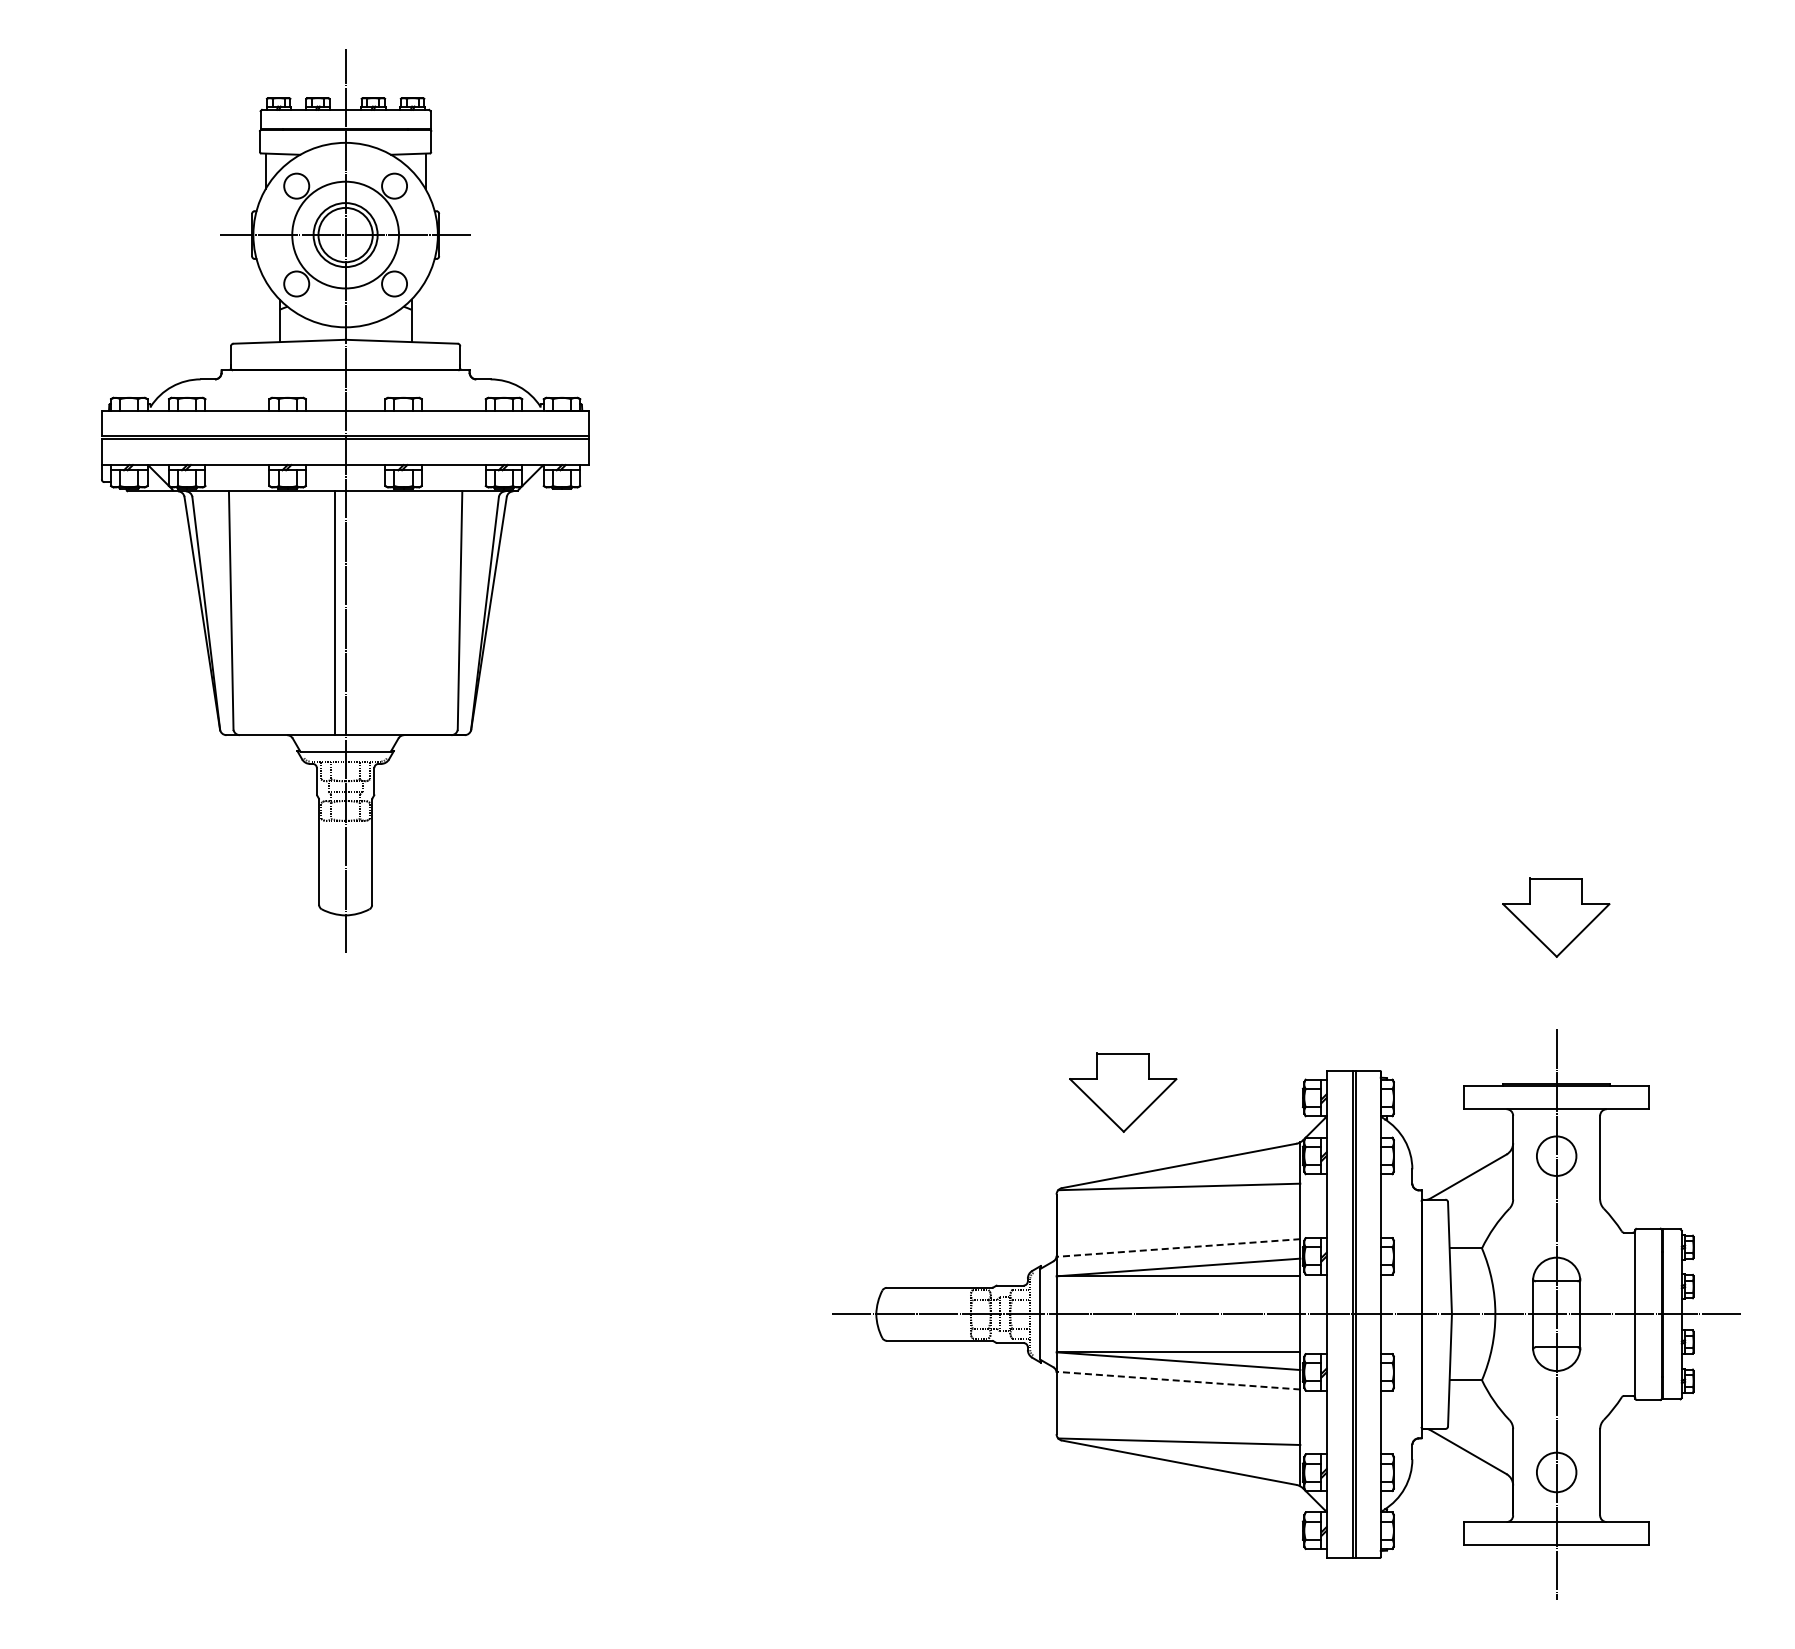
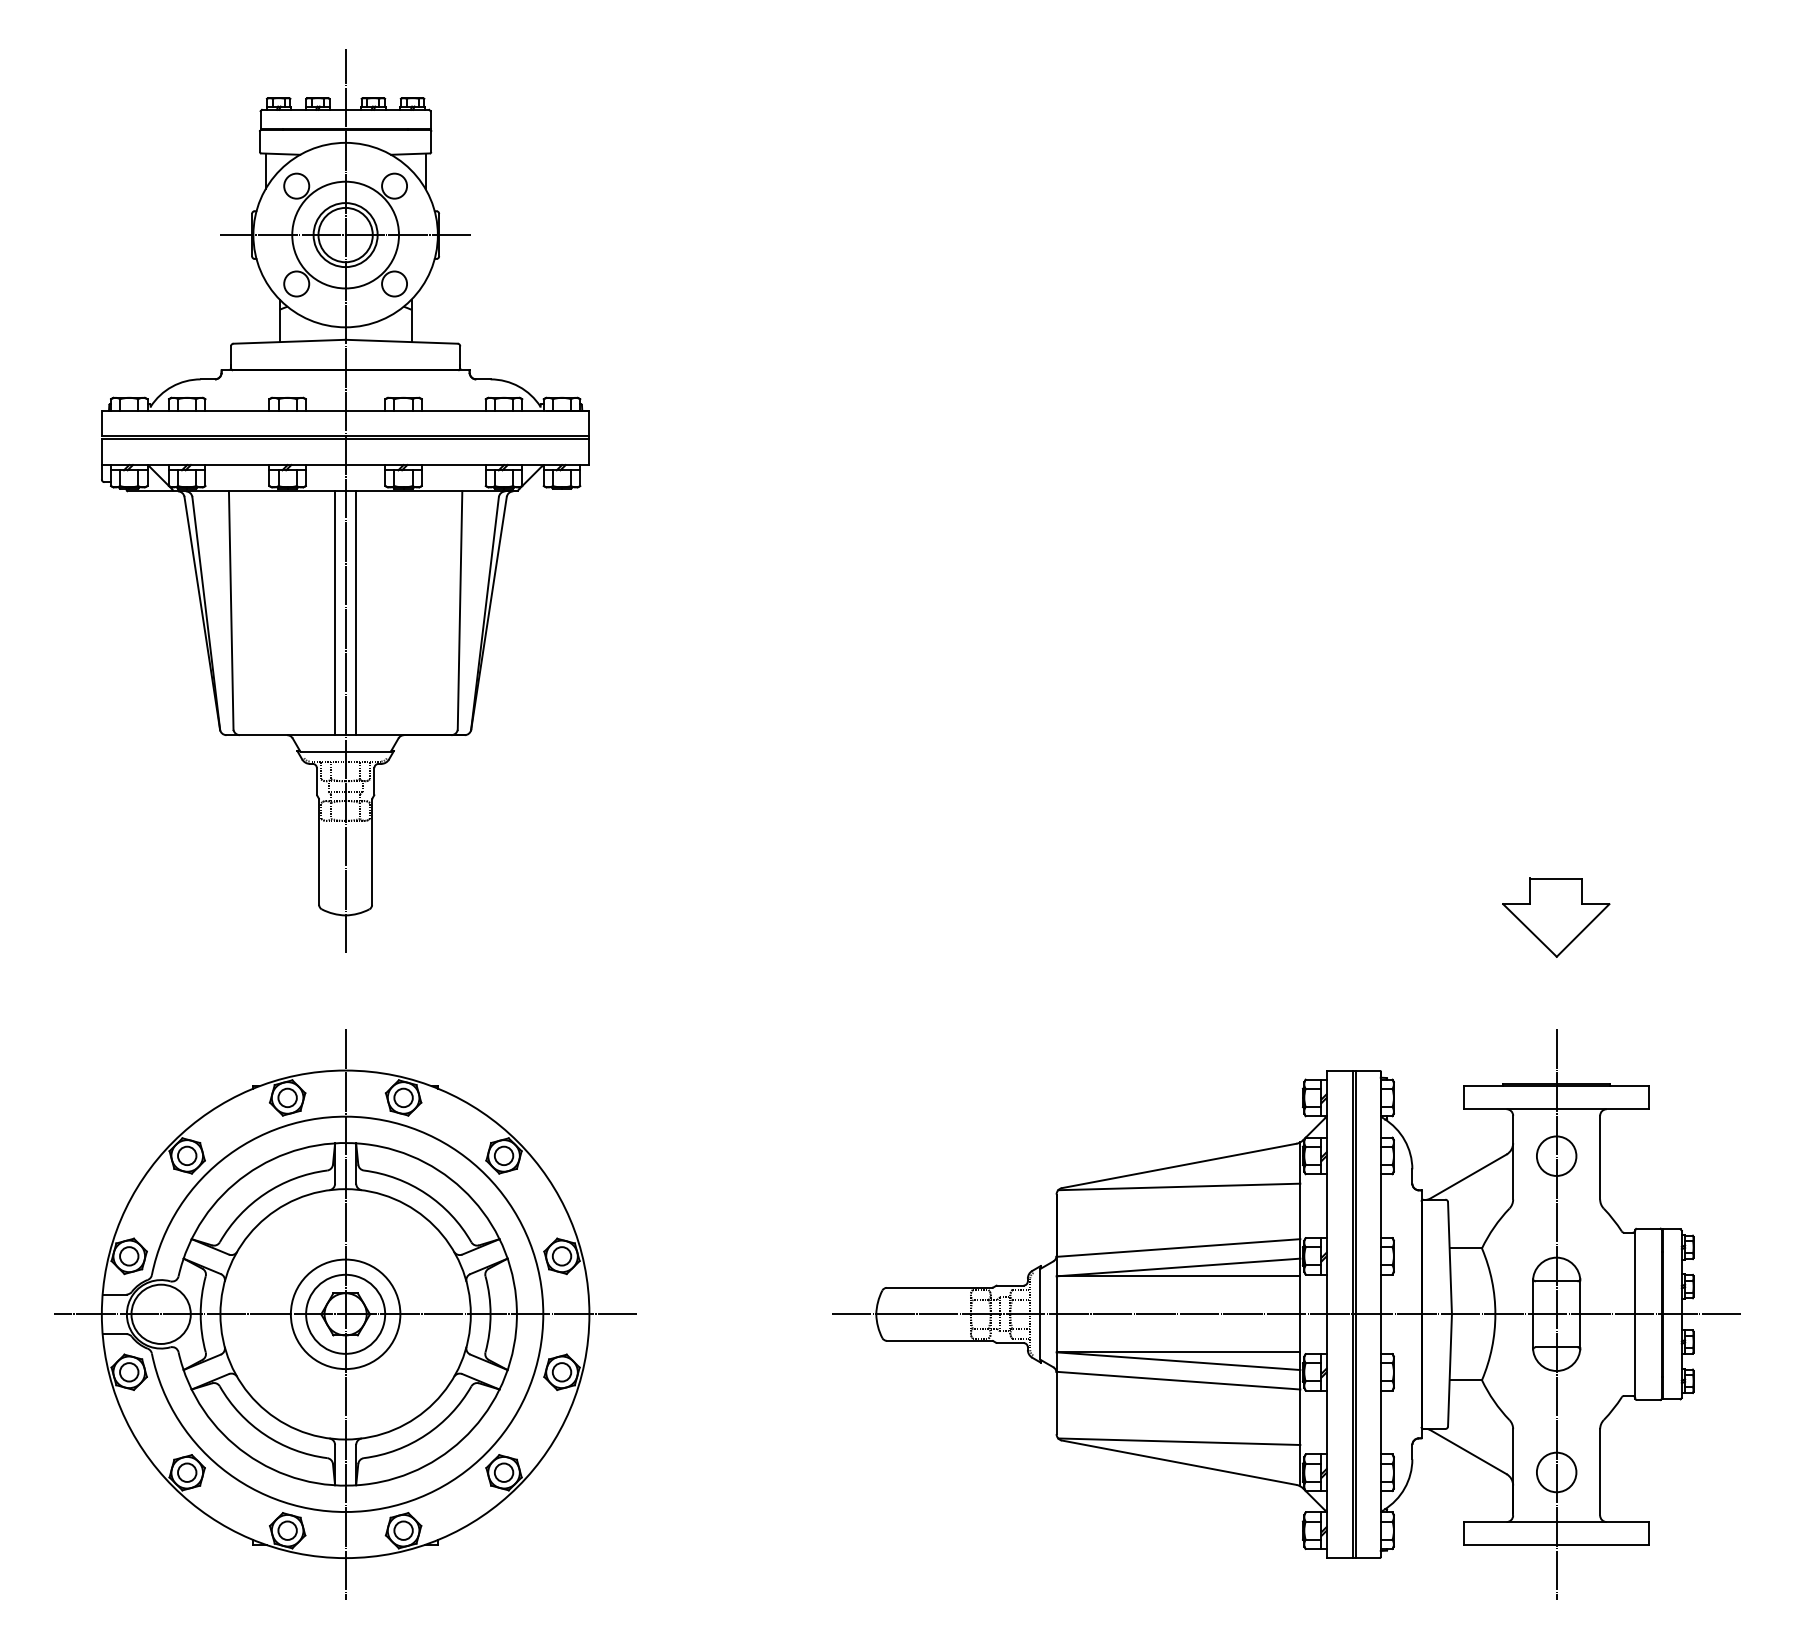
line: none -> present (356, 613)
part: present -> none (1123, 1092)
line: dashed -> solid (1177, 1248)
part: none -> present (345, 1314)
line: dashed -> solid (1177, 1380)
